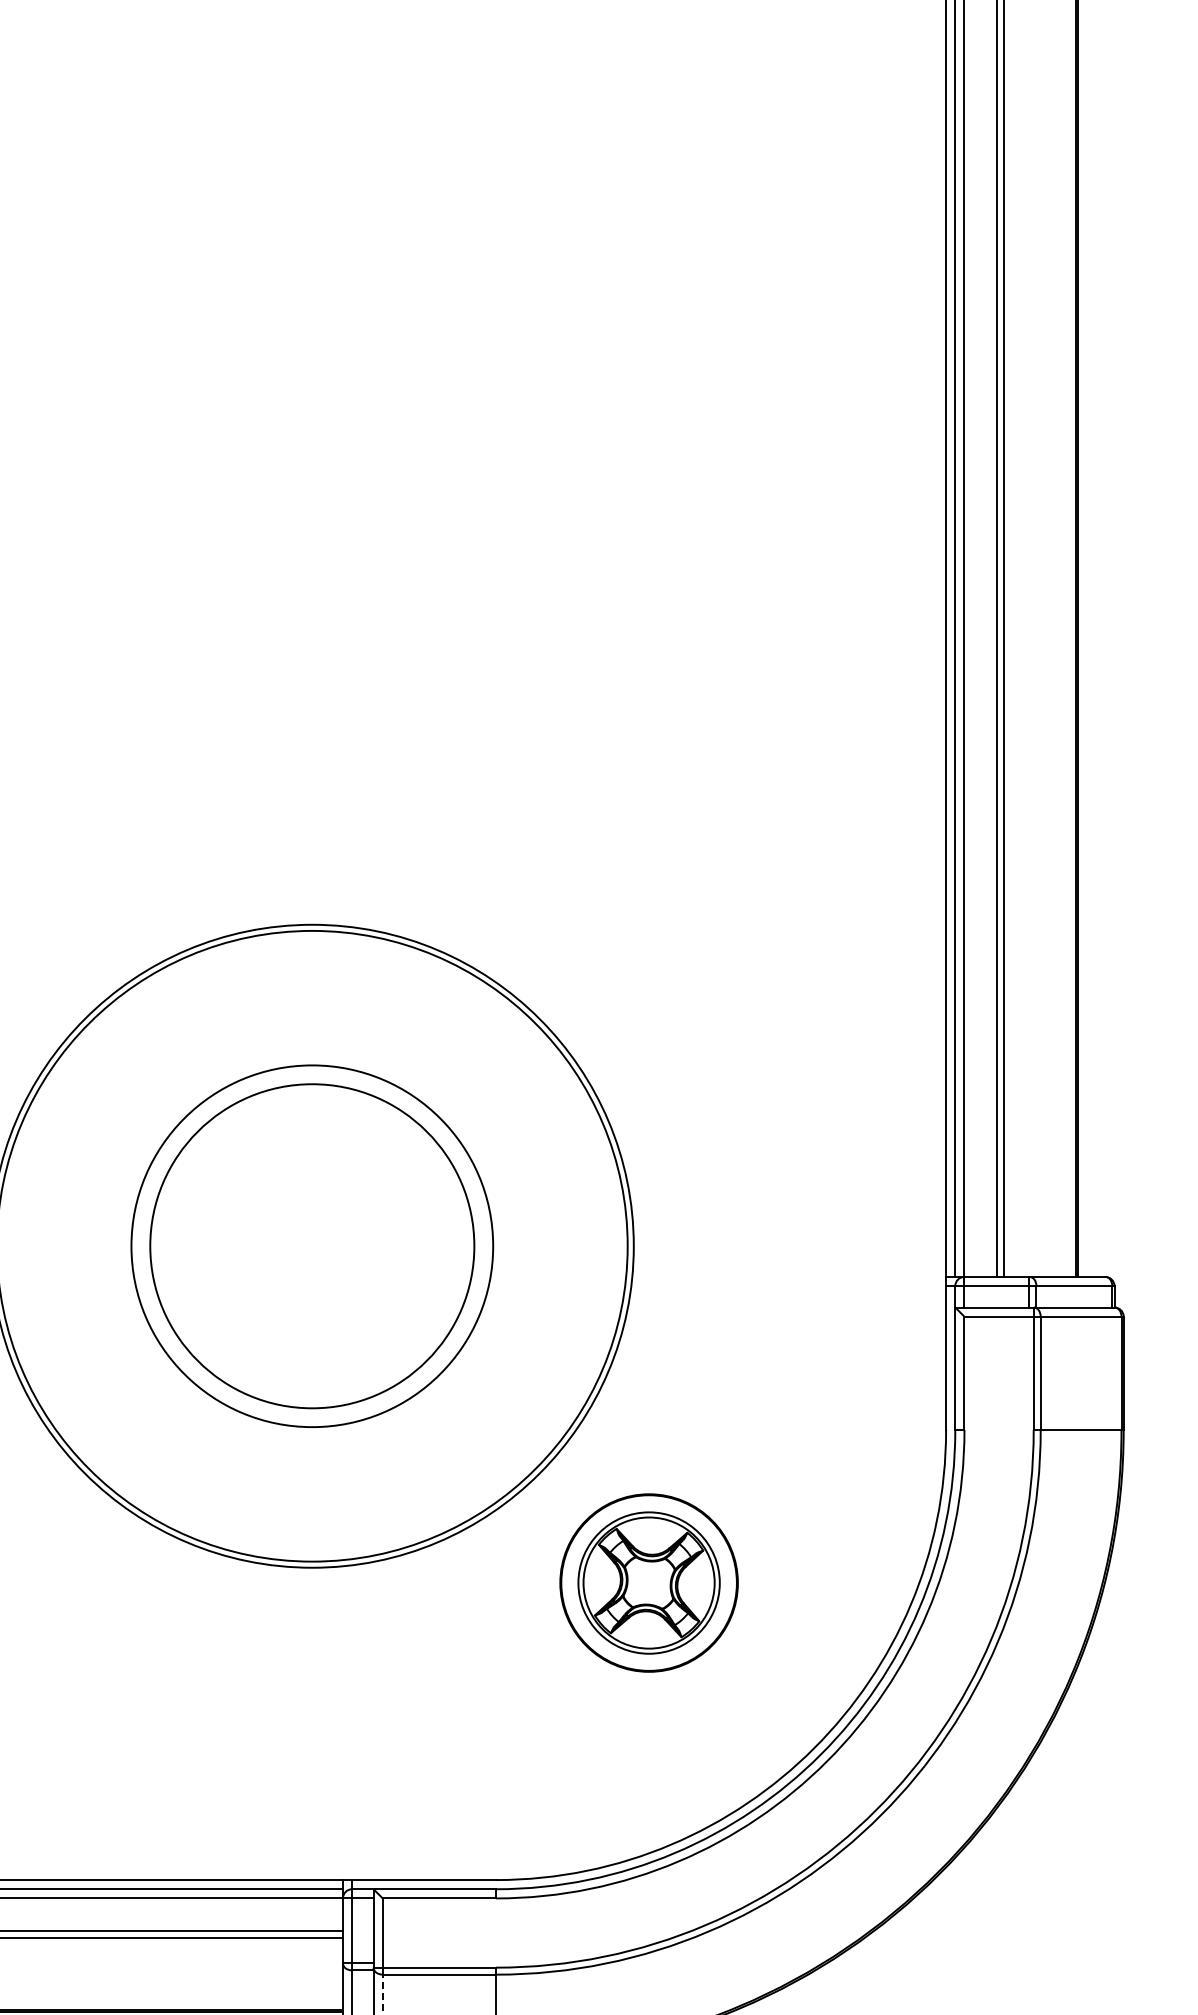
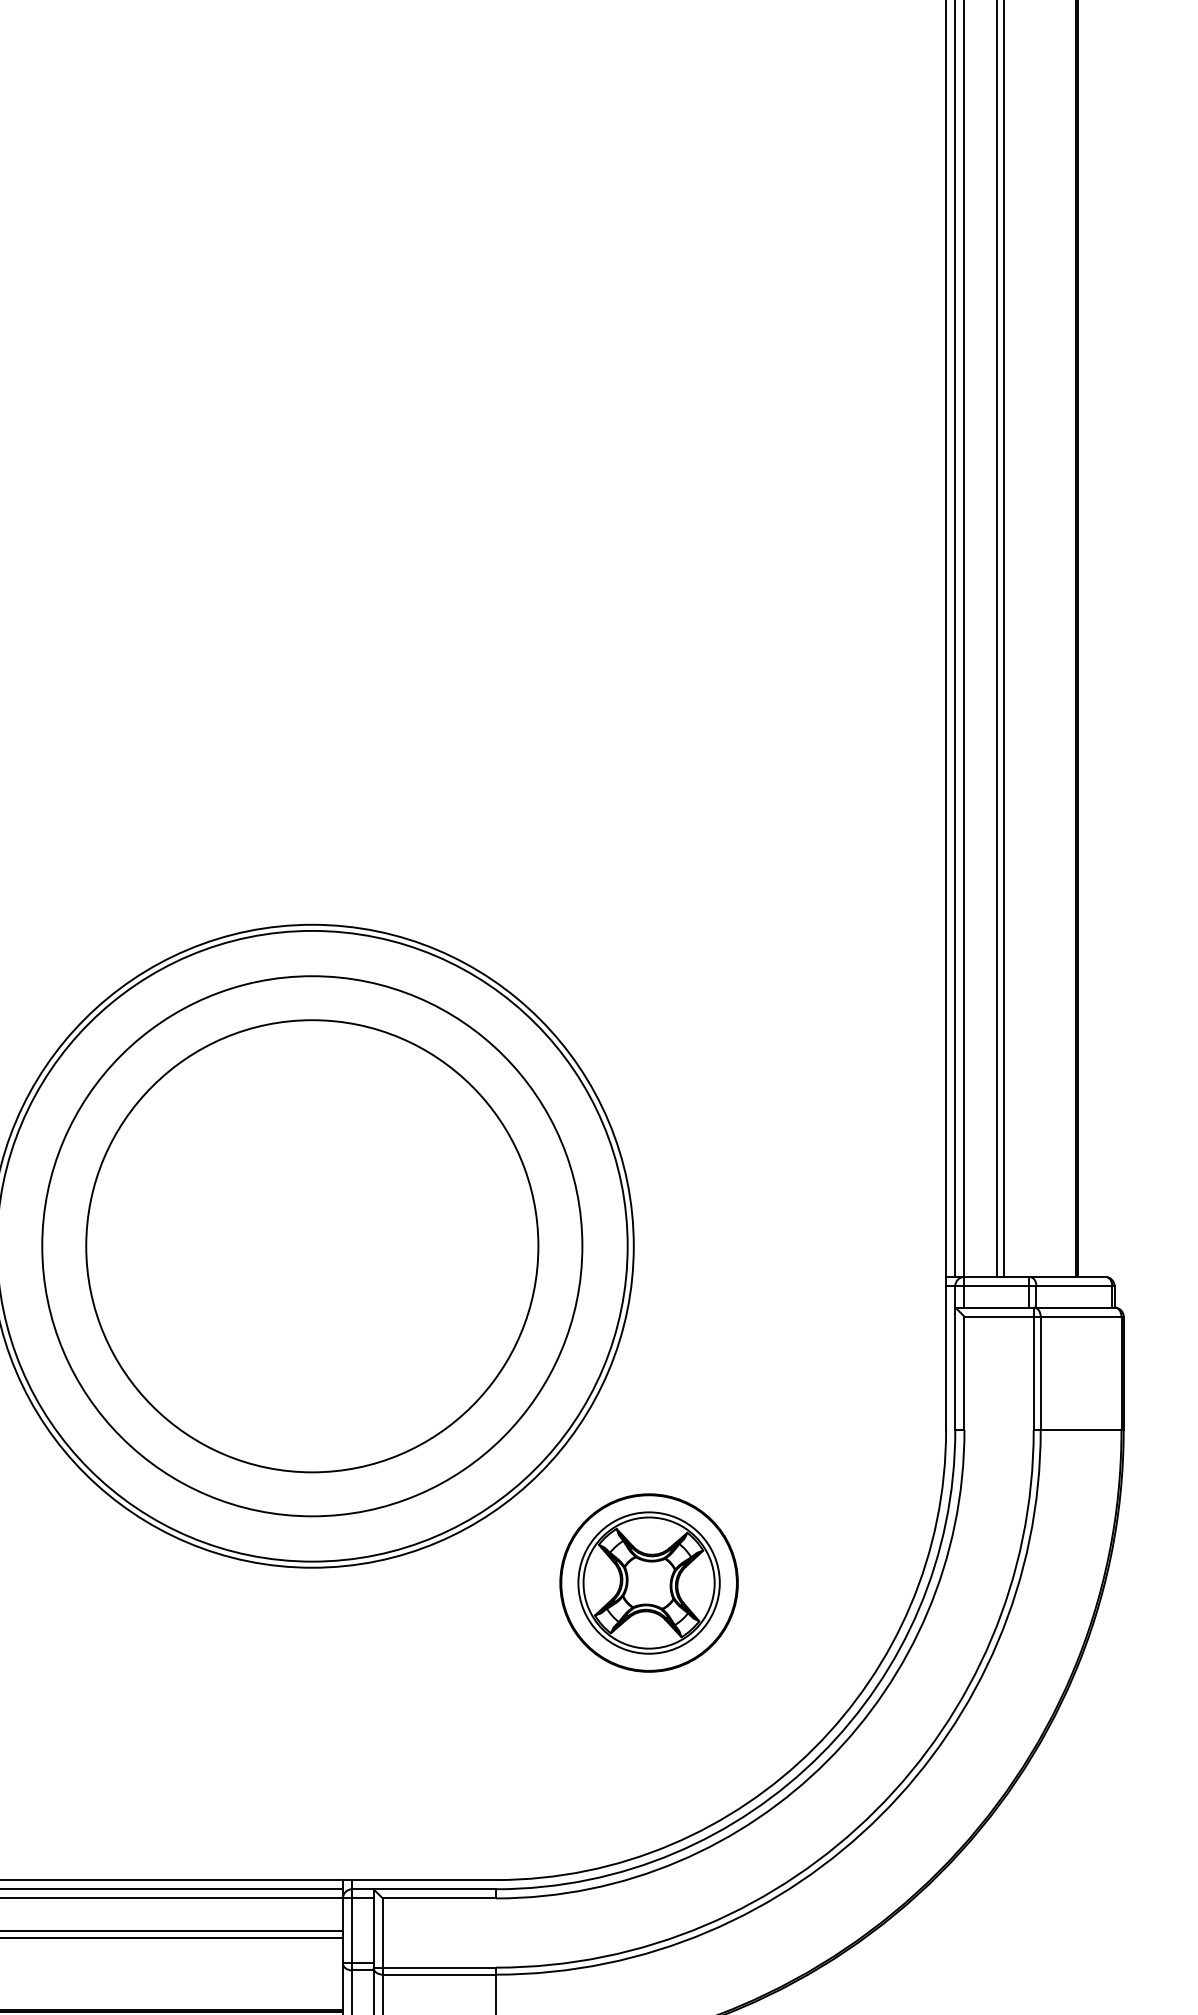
circle diameter: 324 px -> 540 px (312, 1246)
circle diameter: 362 px -> 452 px (312, 1246)
line: dashed -> solid (382, 1994)
